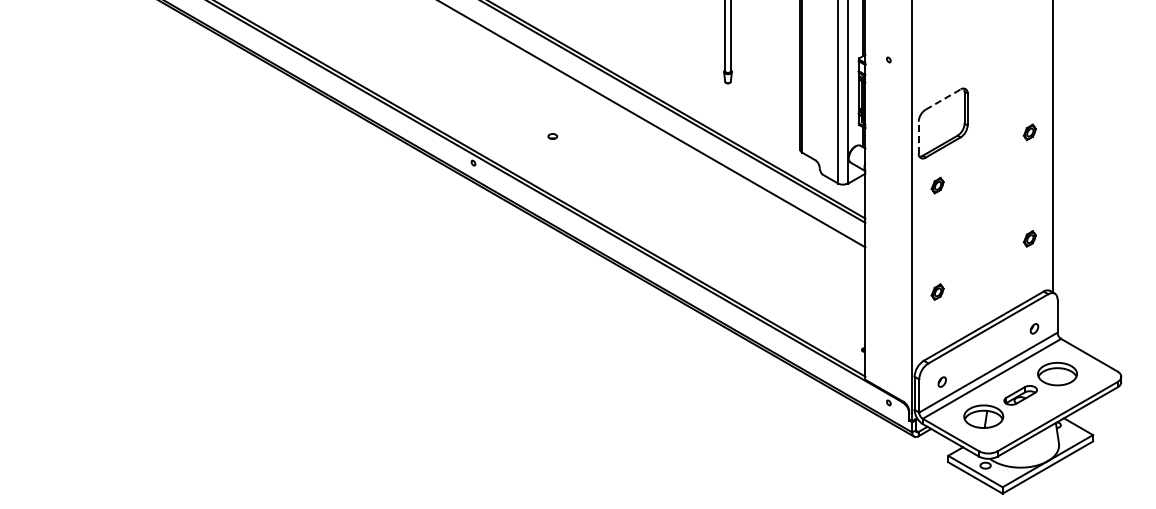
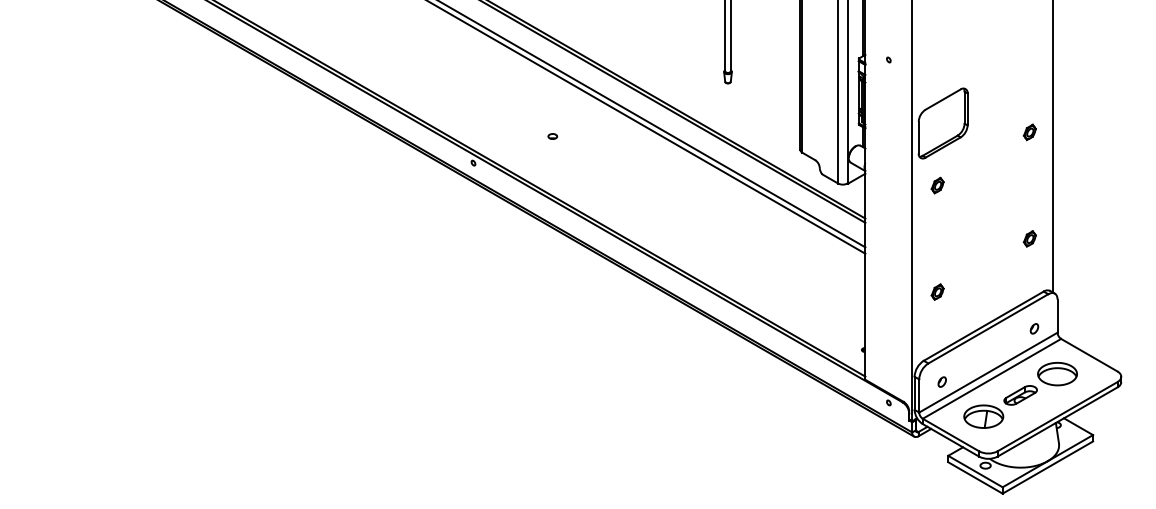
line: dashed -> solid (943, 99)
line: none -> present (647, 127)
line: dashed -> solid (918, 137)
